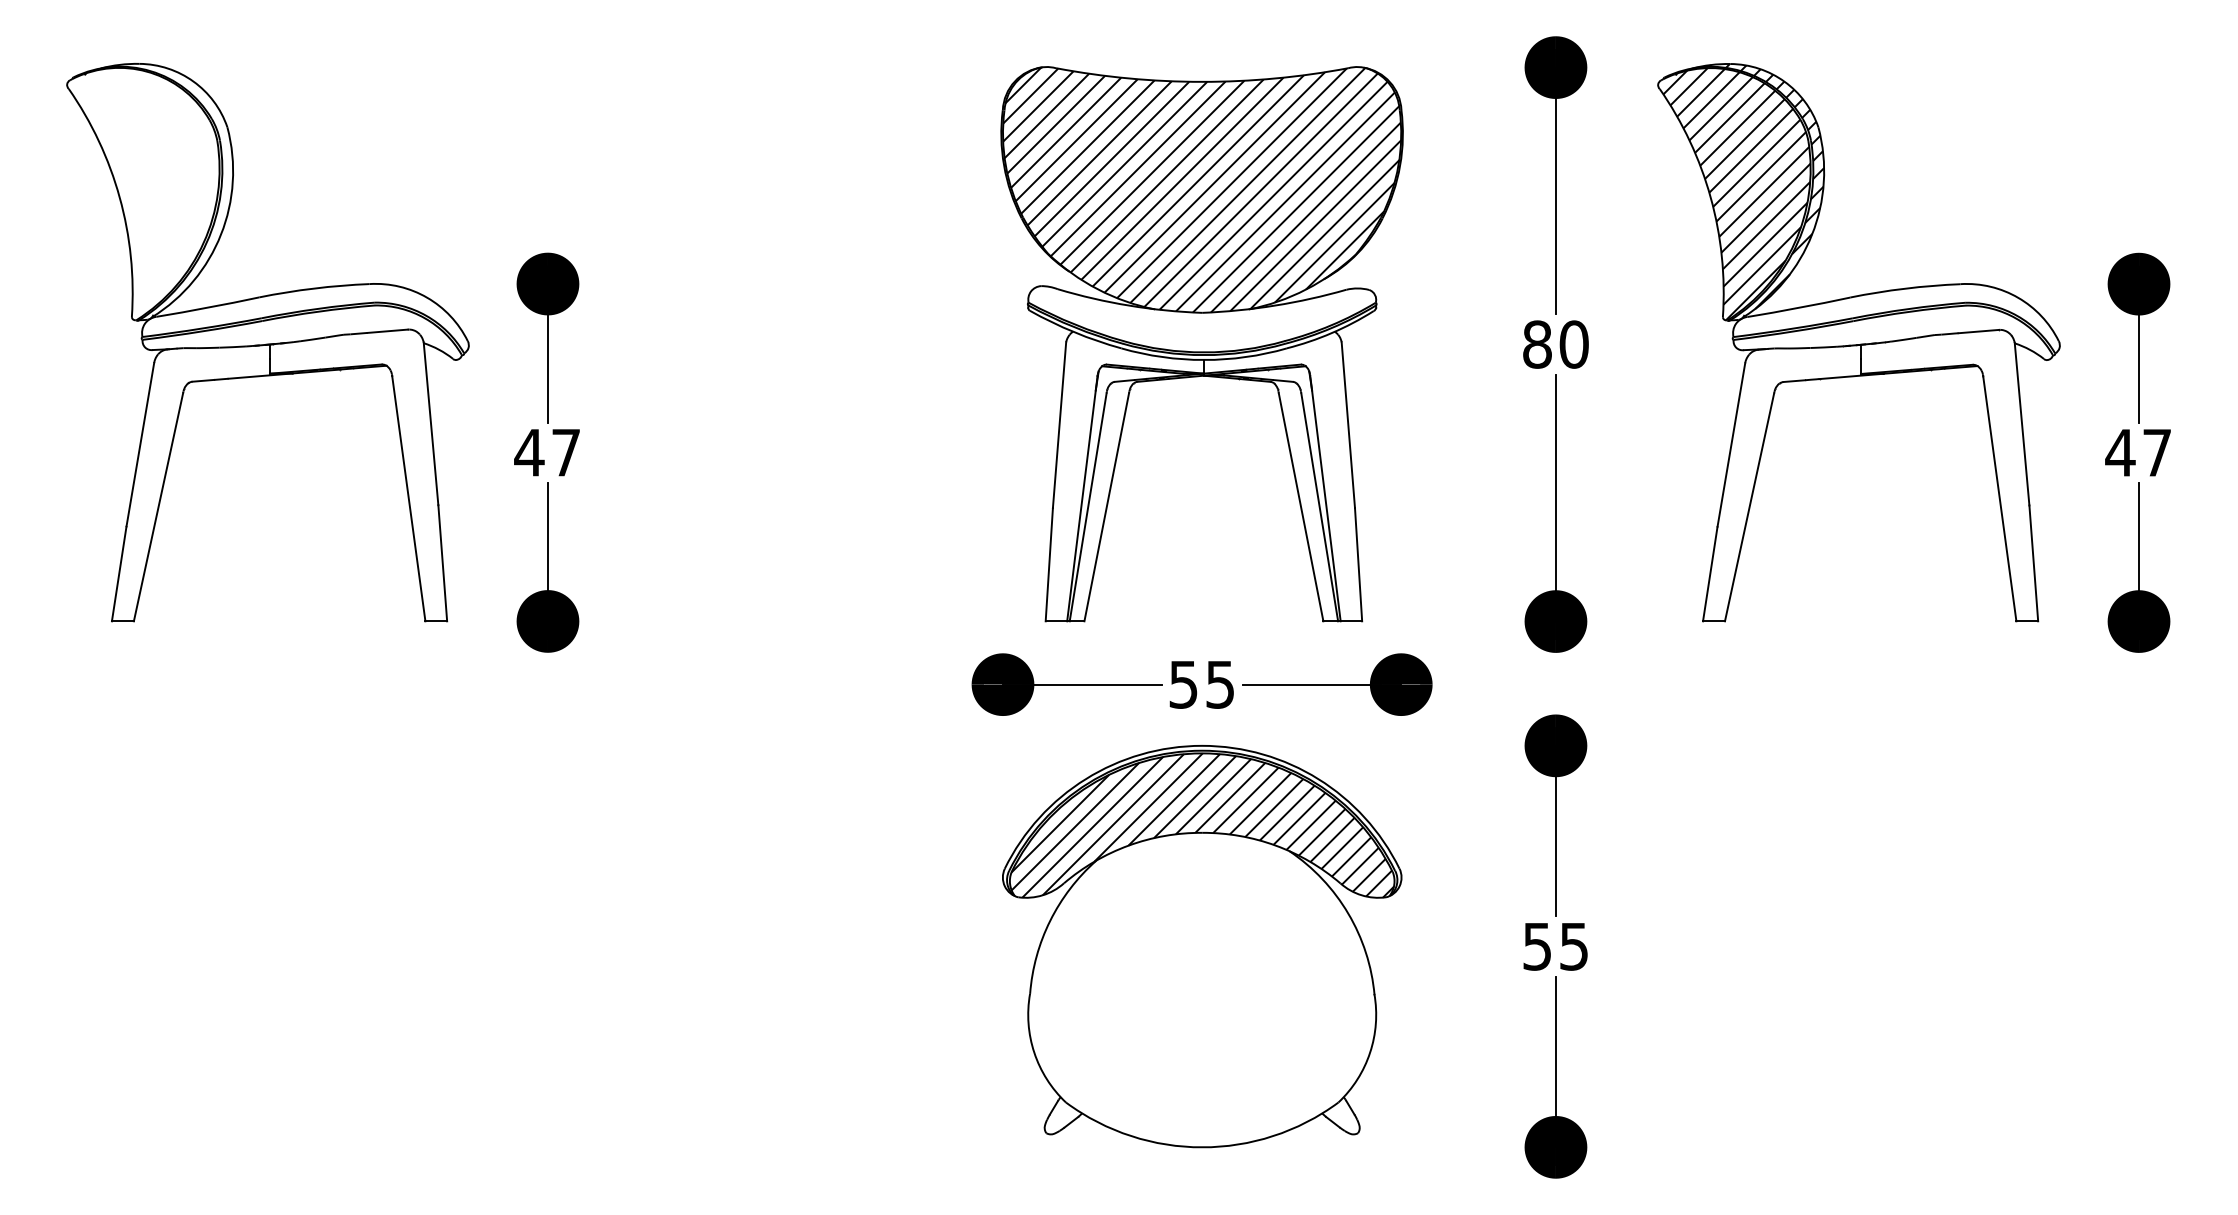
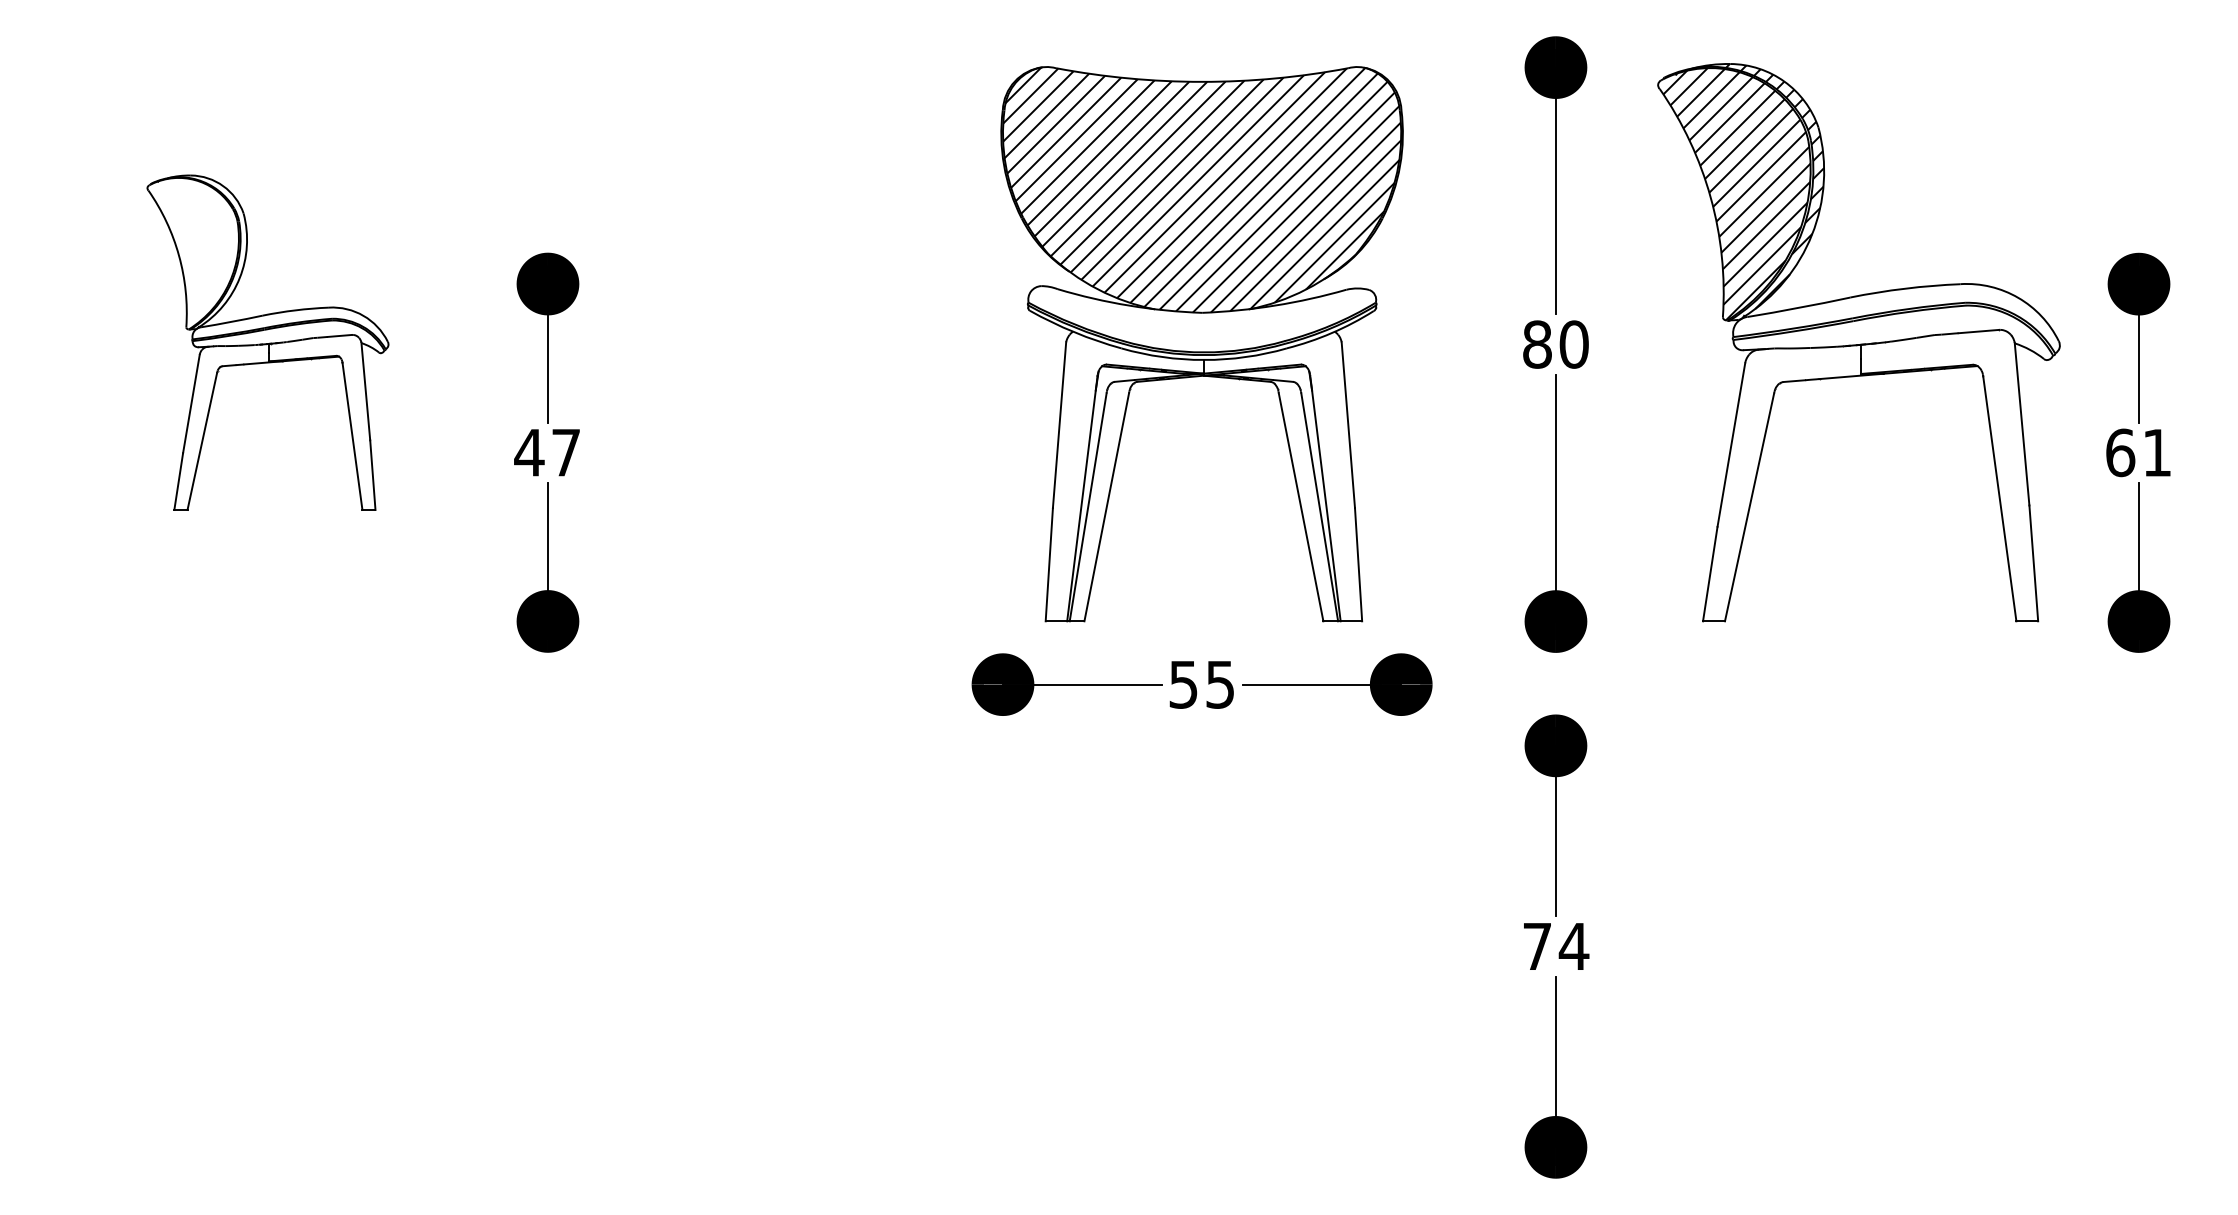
part size: 404x560 px -> 244x337 px (267, 342)
text: 47 -> 61 (2137, 452)
part: present -> none (1202, 946)
text: 55 -> 74 (1556, 946)
